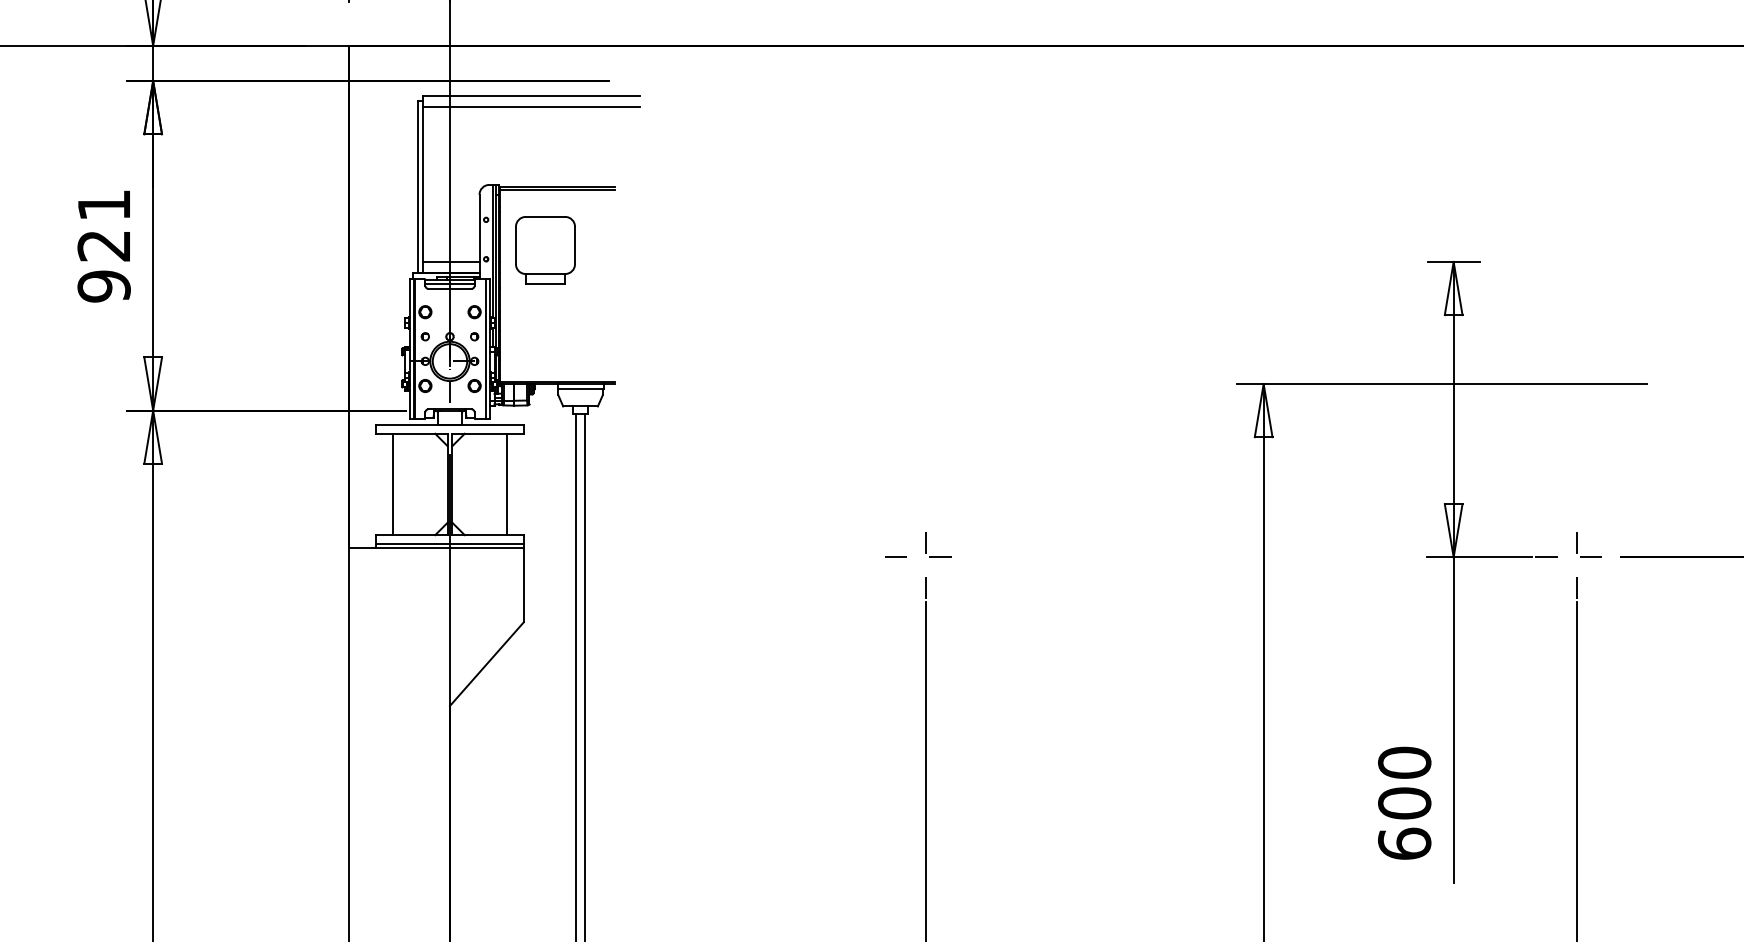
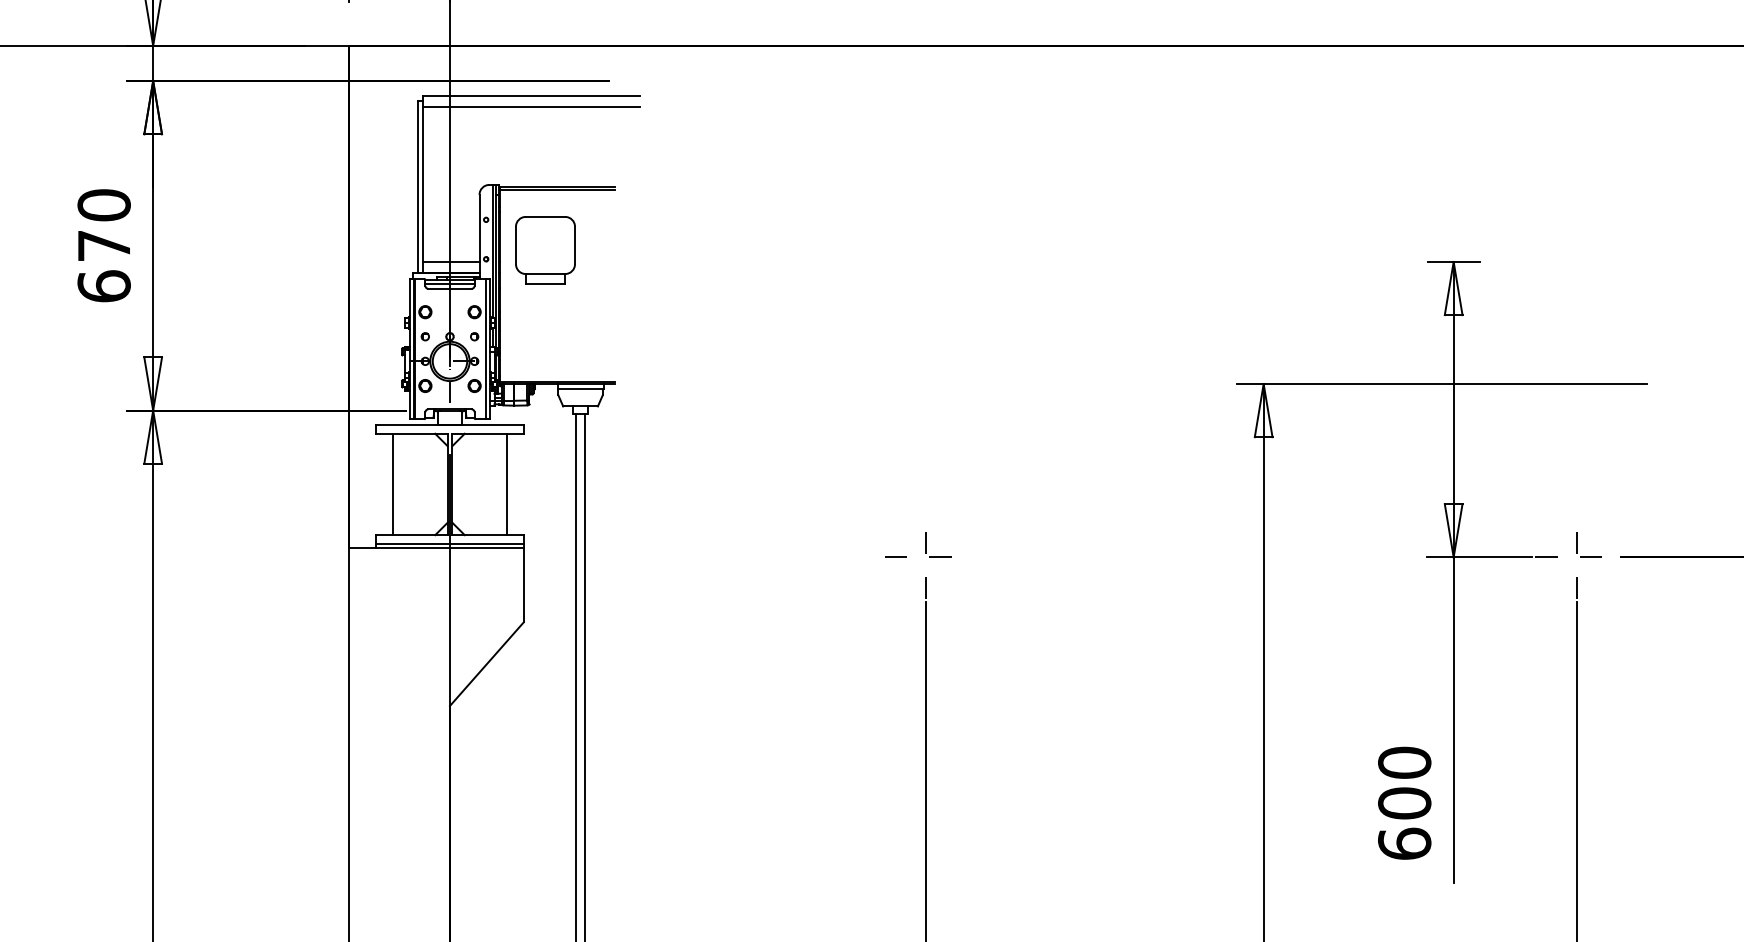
text: 921 -> 670 (103, 245)
